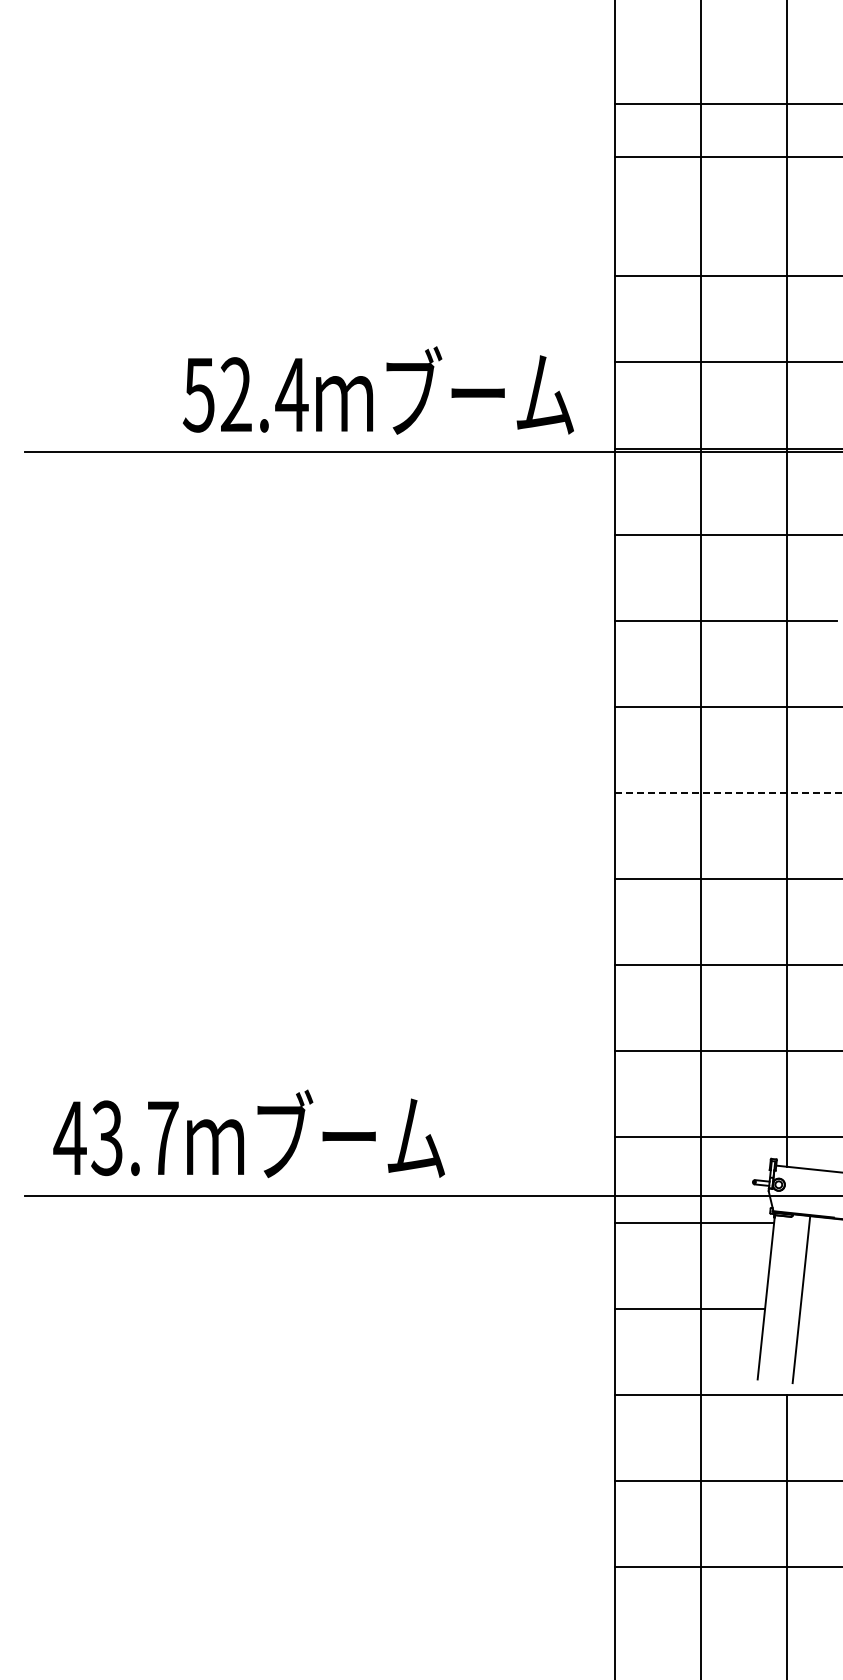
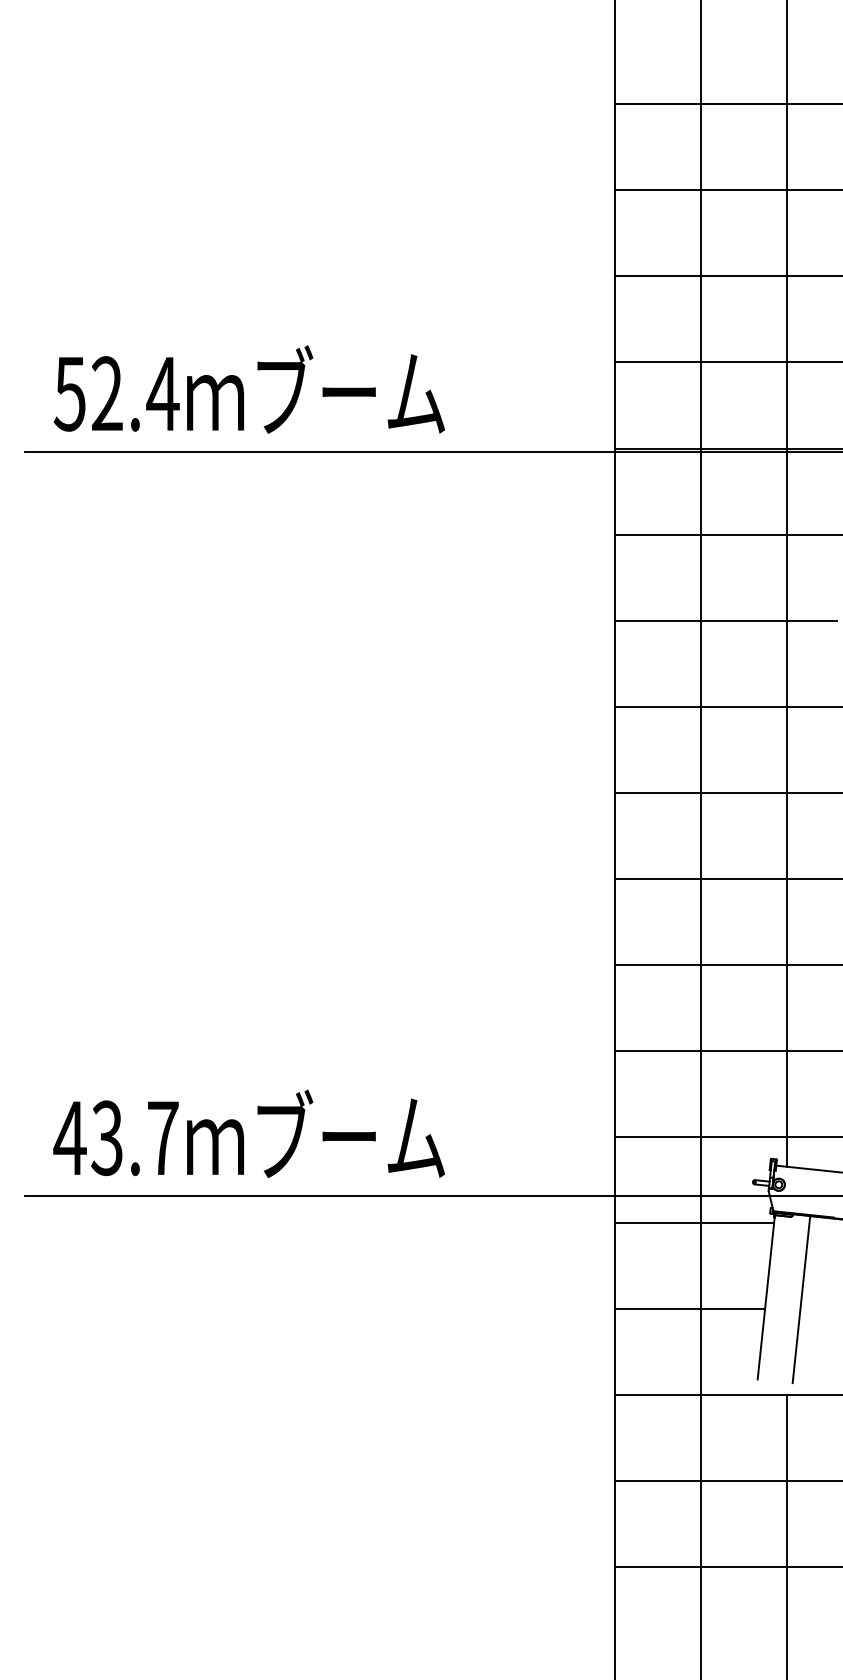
line position: (726, 157) -> (726, 190) (726, 190)
text position: (378, 390) -> (249, 389) (249, 389)
line: dashed -> solid (728, 792)
